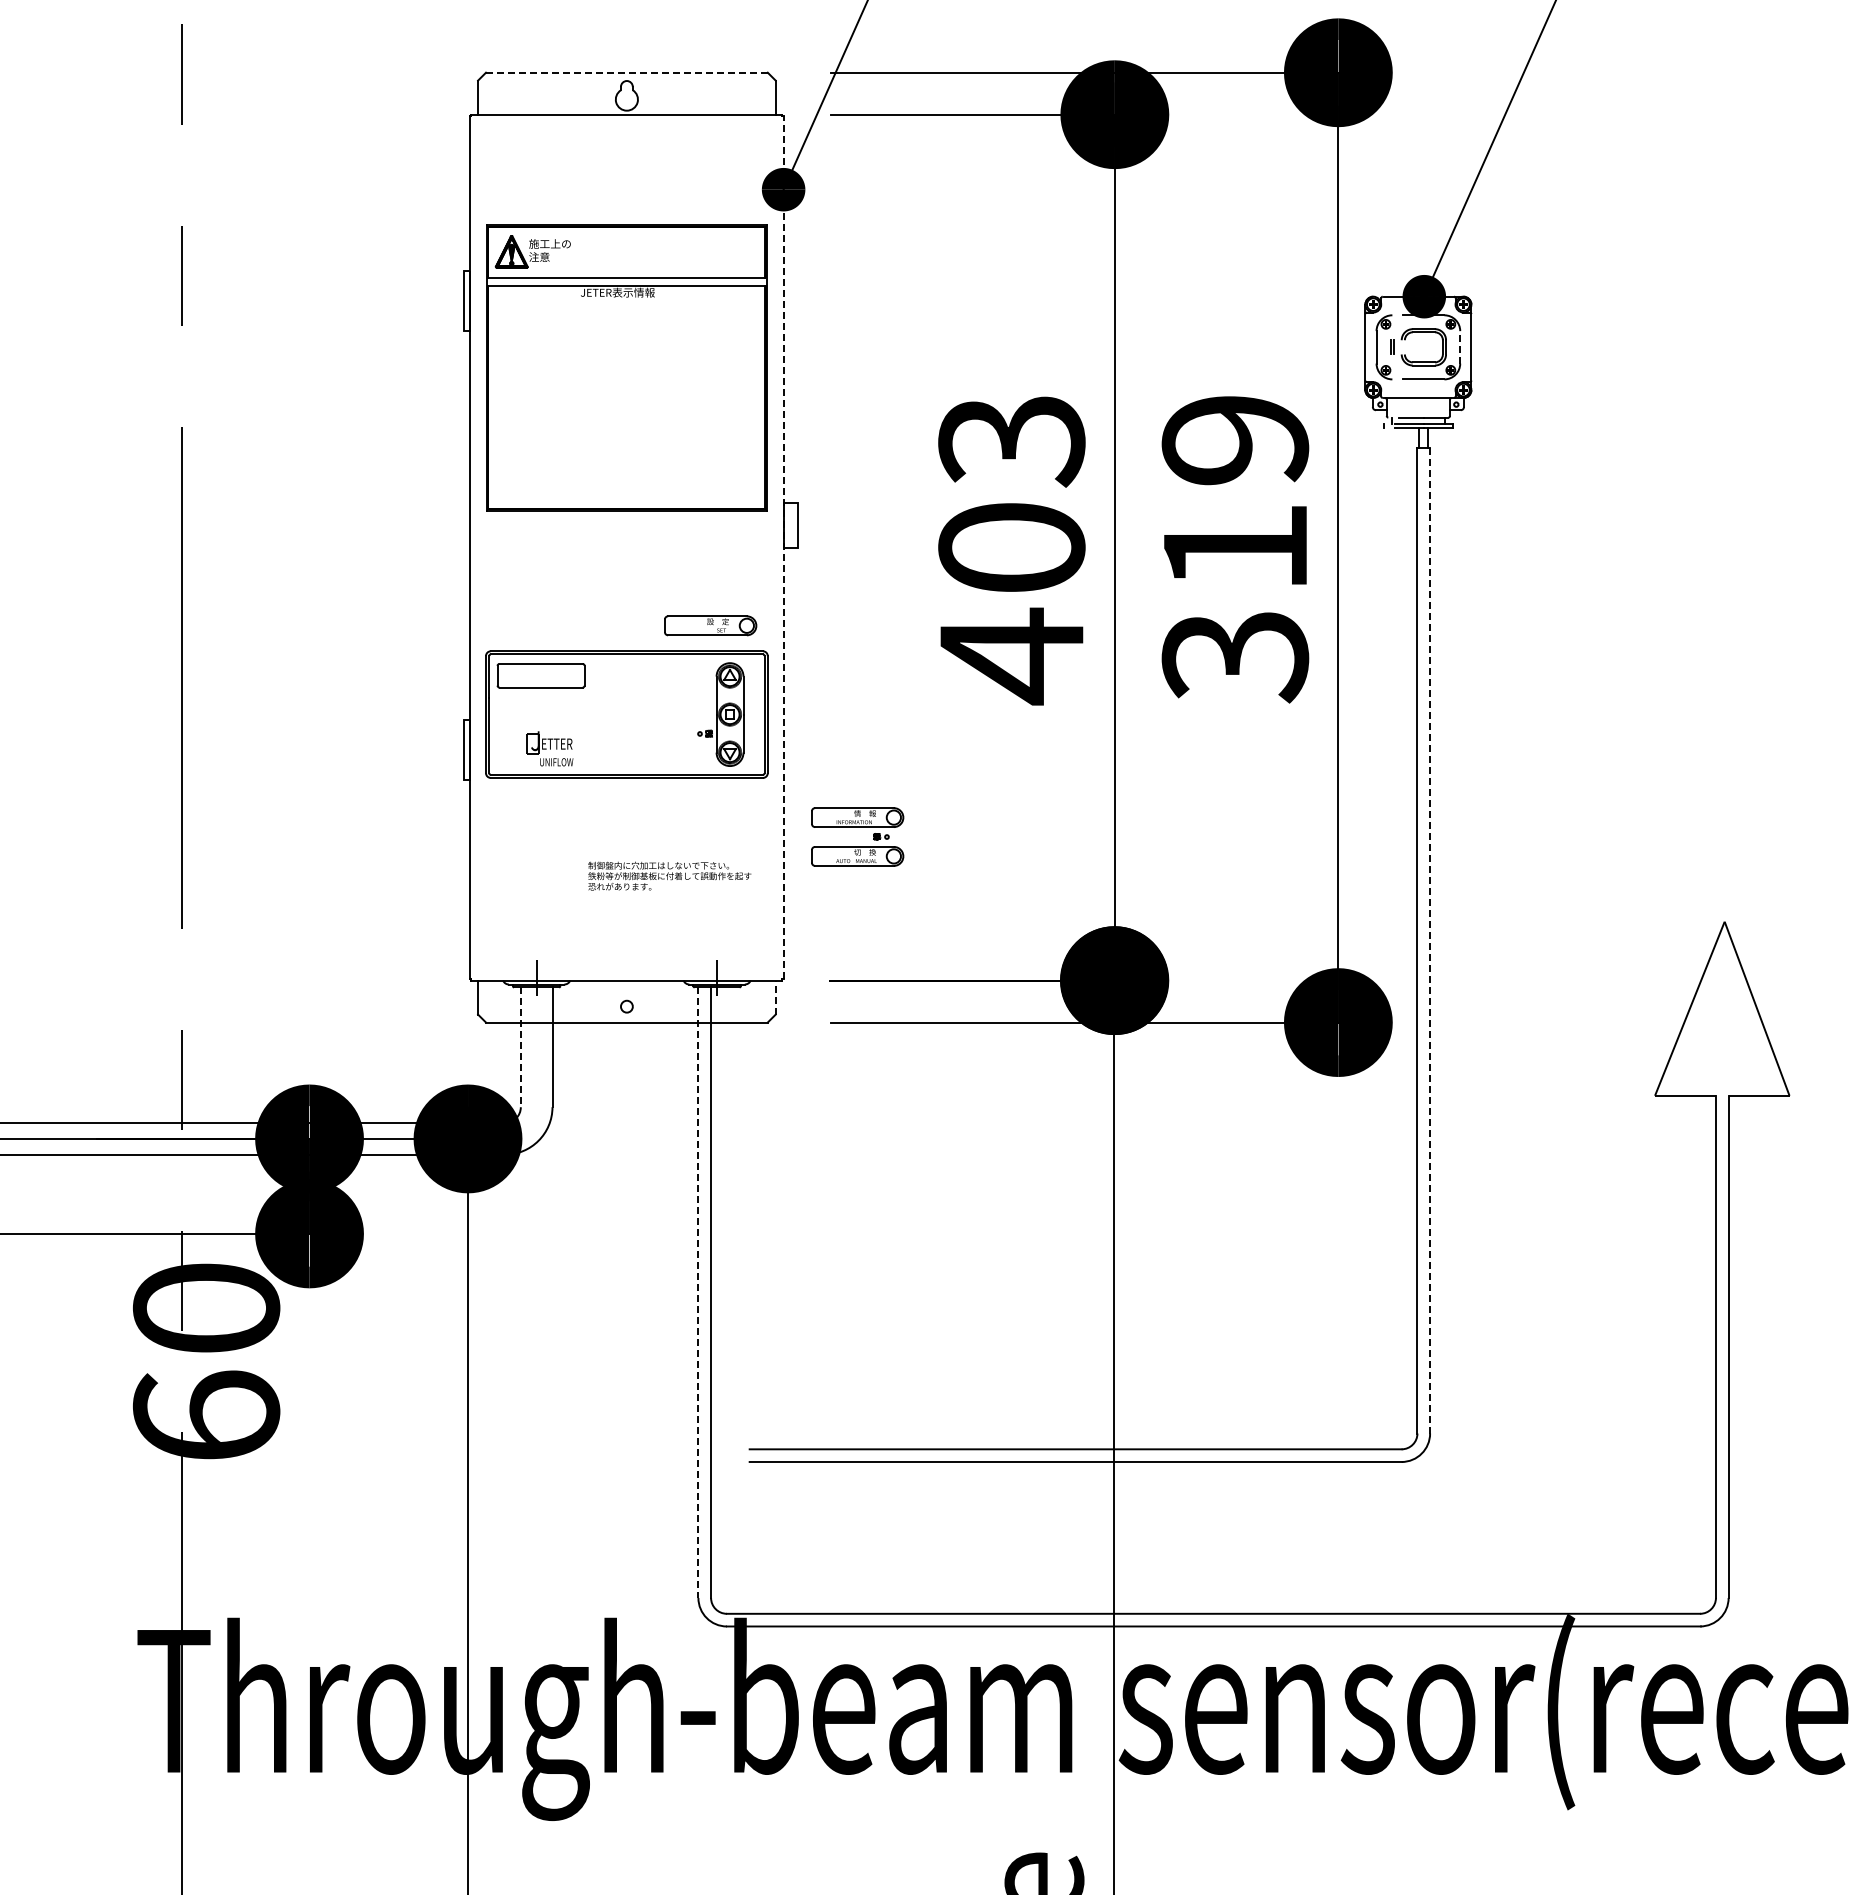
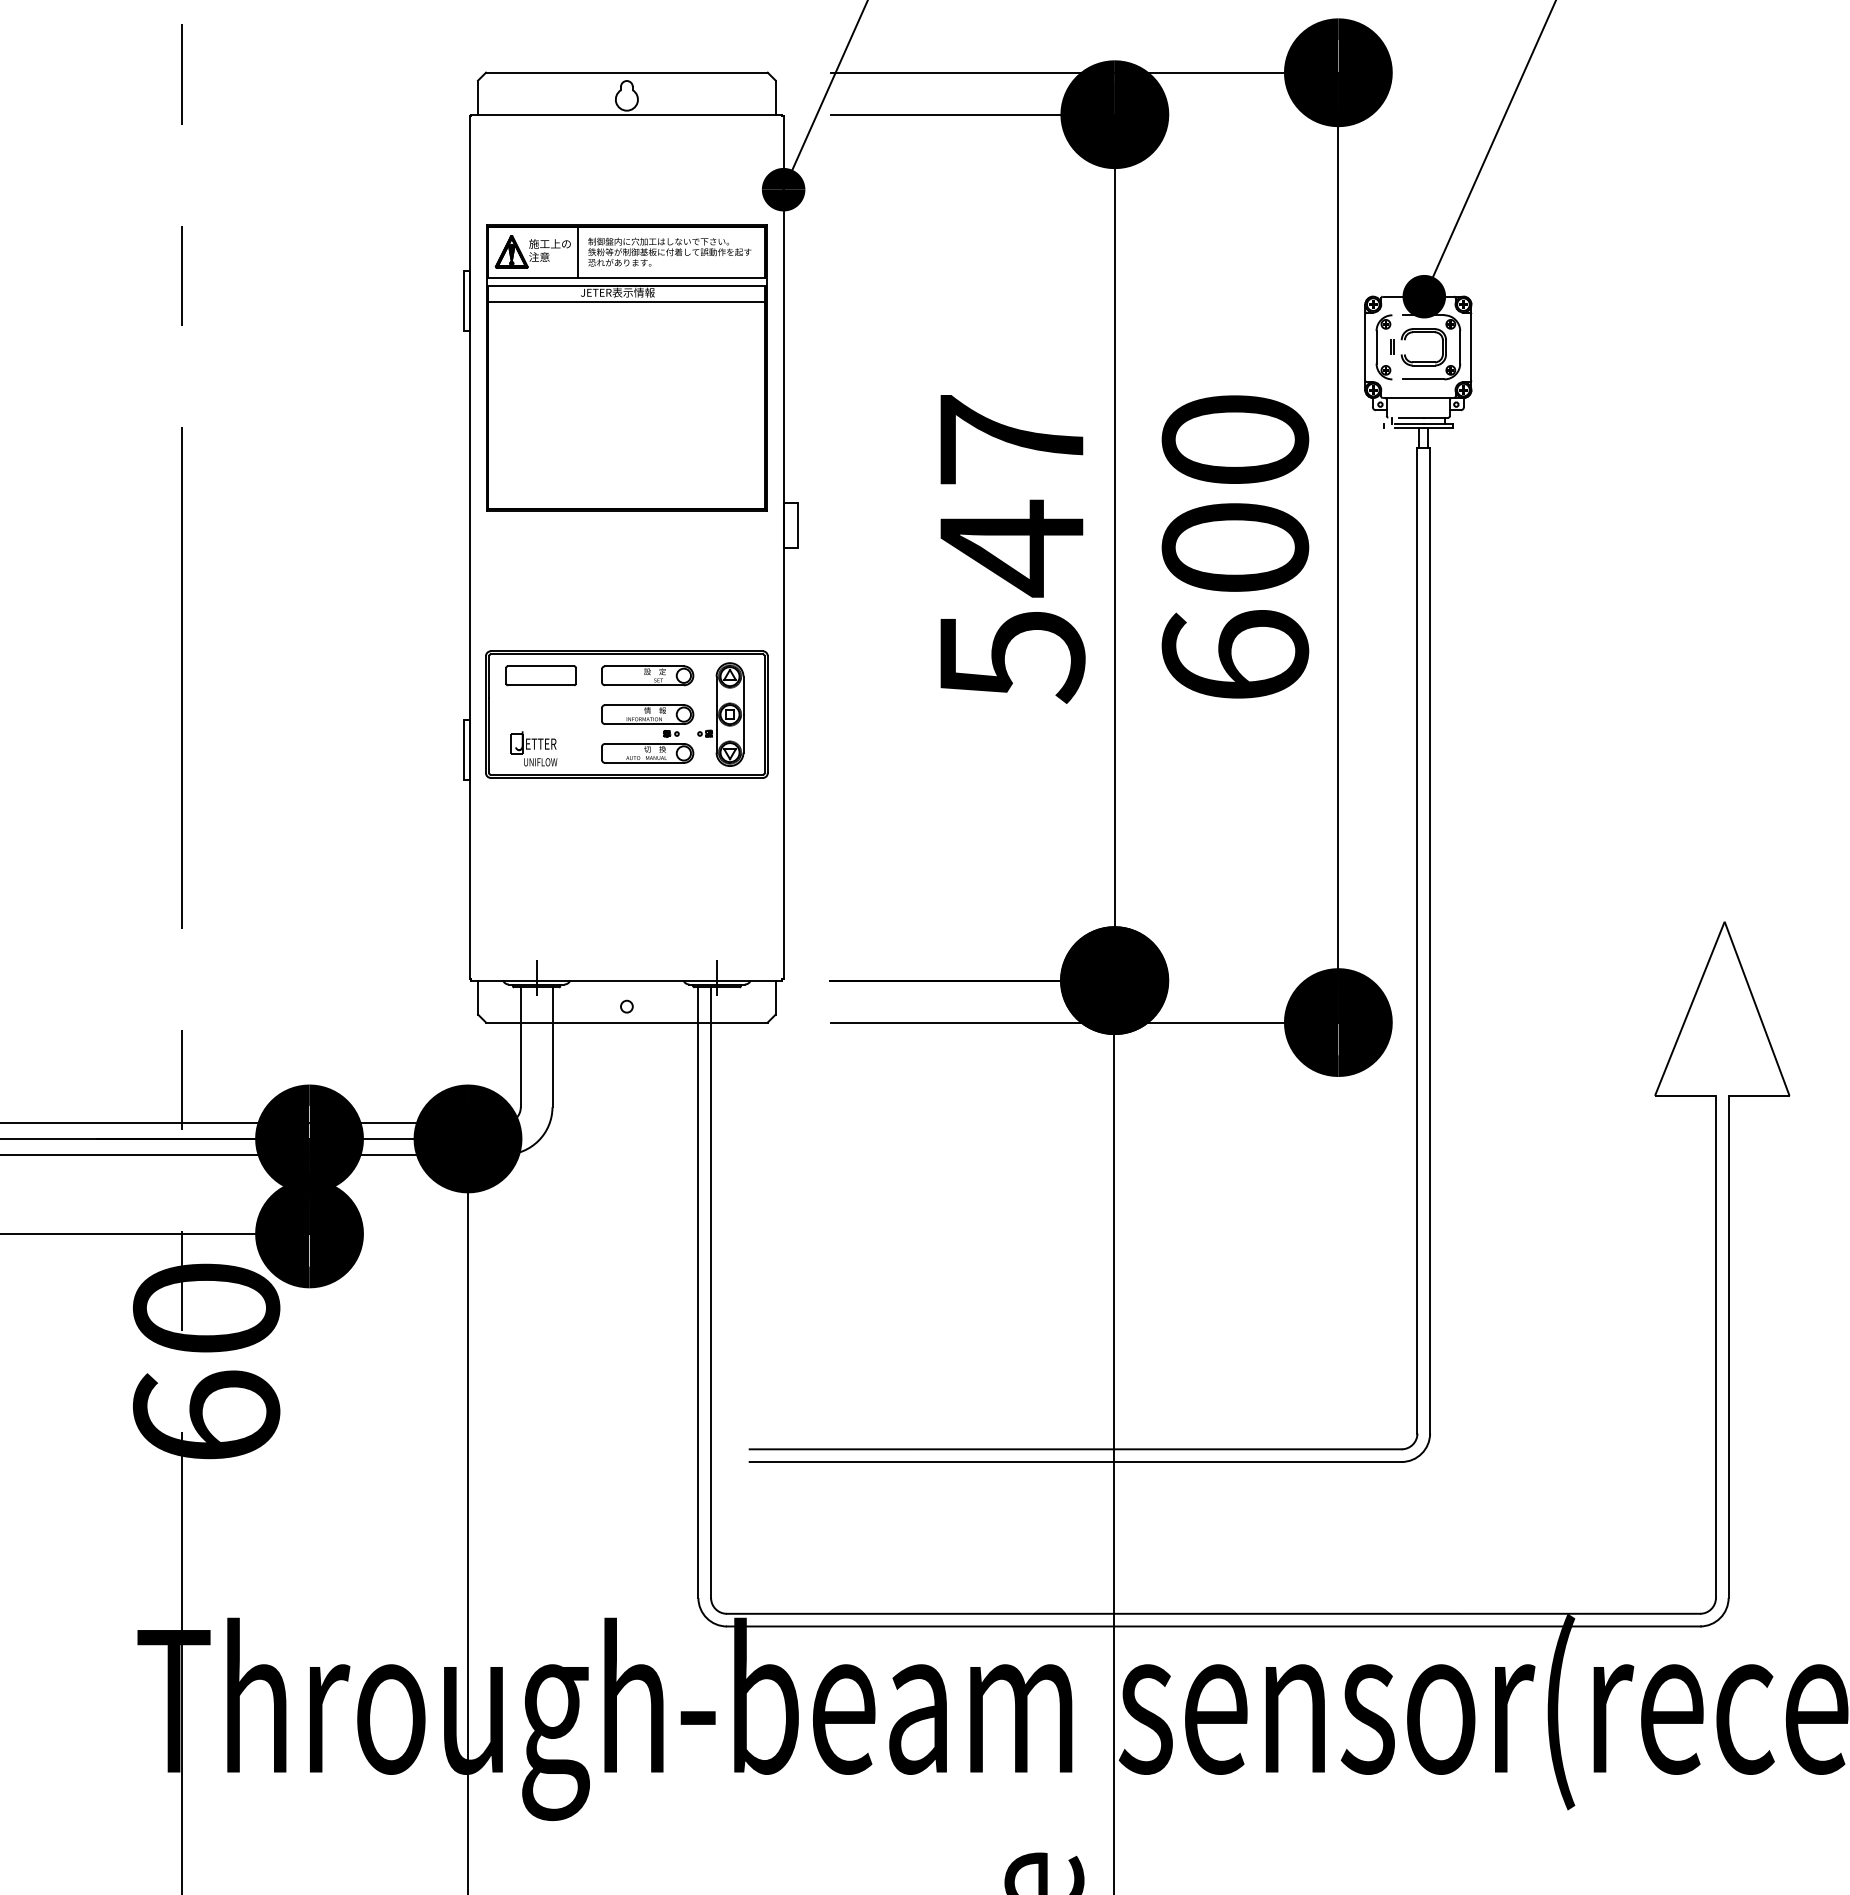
line: dashed -> solid (626, 72)
line: none -> present (577, 252)
line: none -> present (626, 301)
line: dashed -> solid (1460, 346)
line: dashed -> solid (783, 547)
text: 319 -> 600 (1235, 549)
text: 403 -> 547 (1011, 550)
part position: (710, 625) -> (647, 675) (647, 675)
part size: 90x26 px -> 72x22 px (540, 675)
part position: (549, 748) -> (533, 748) (533, 748)
part position: (857, 827) -> (647, 724) (647, 724)
text position: (669, 875) -> (669, 251) (669, 251)
line: dashed -> solid (1430, 940)
line: dashed -> solid (775, 997)
line: dashed -> solid (520, 1047)
line: dashed -> solid (698, 1293)
